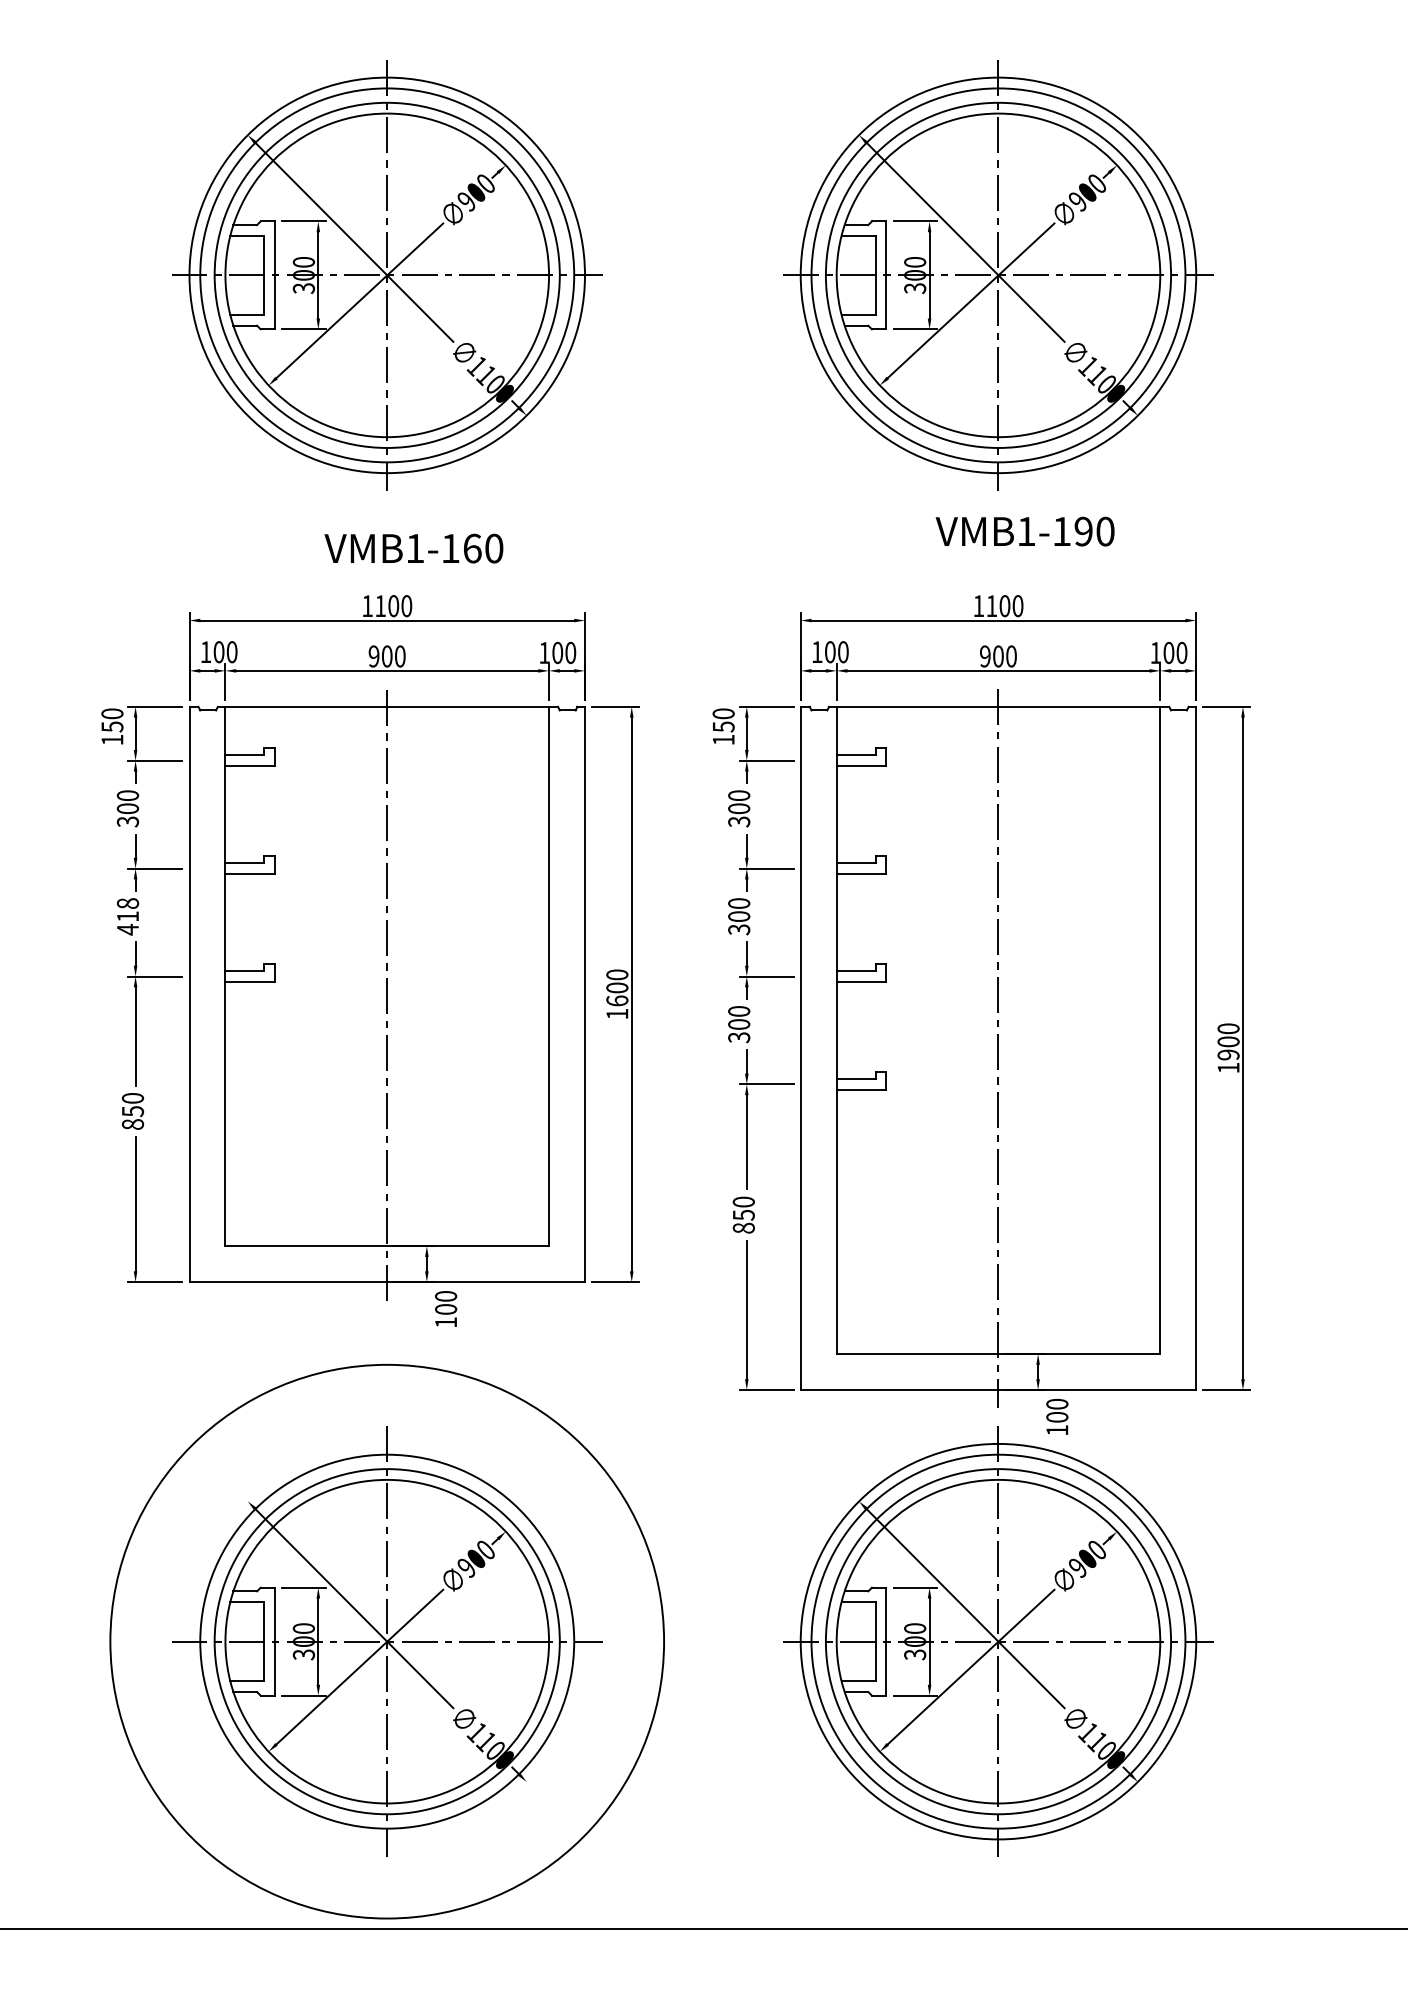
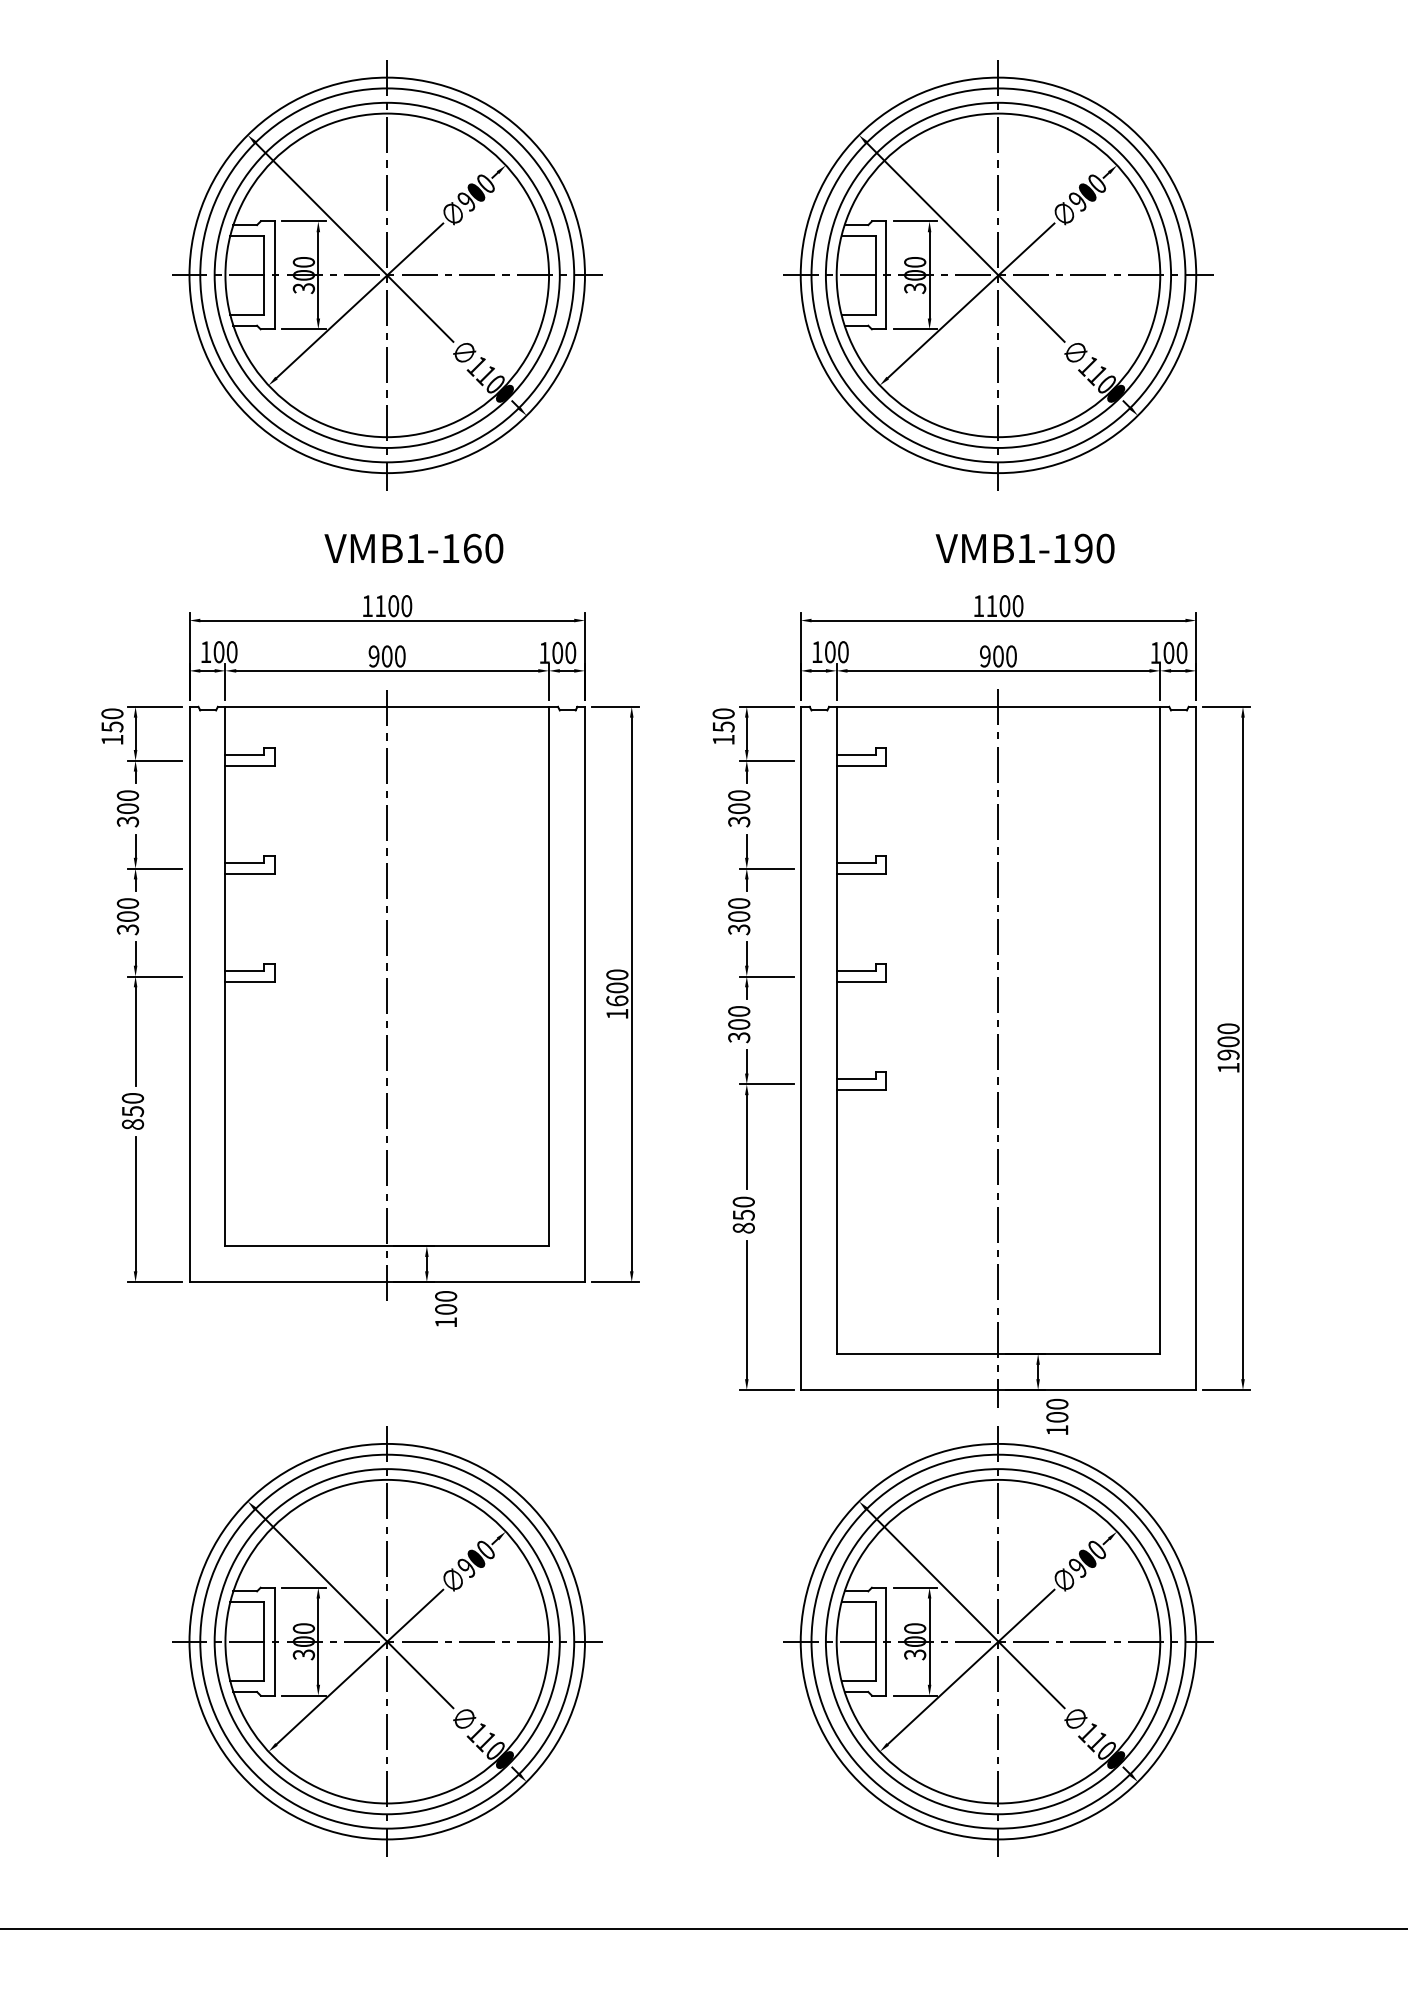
text position: (1024, 531) -> (1024, 548) (1024, 548)
text: 418 -> 300 (127, 916)
circle diameter: 554 px -> 396 px (387, 1641)
